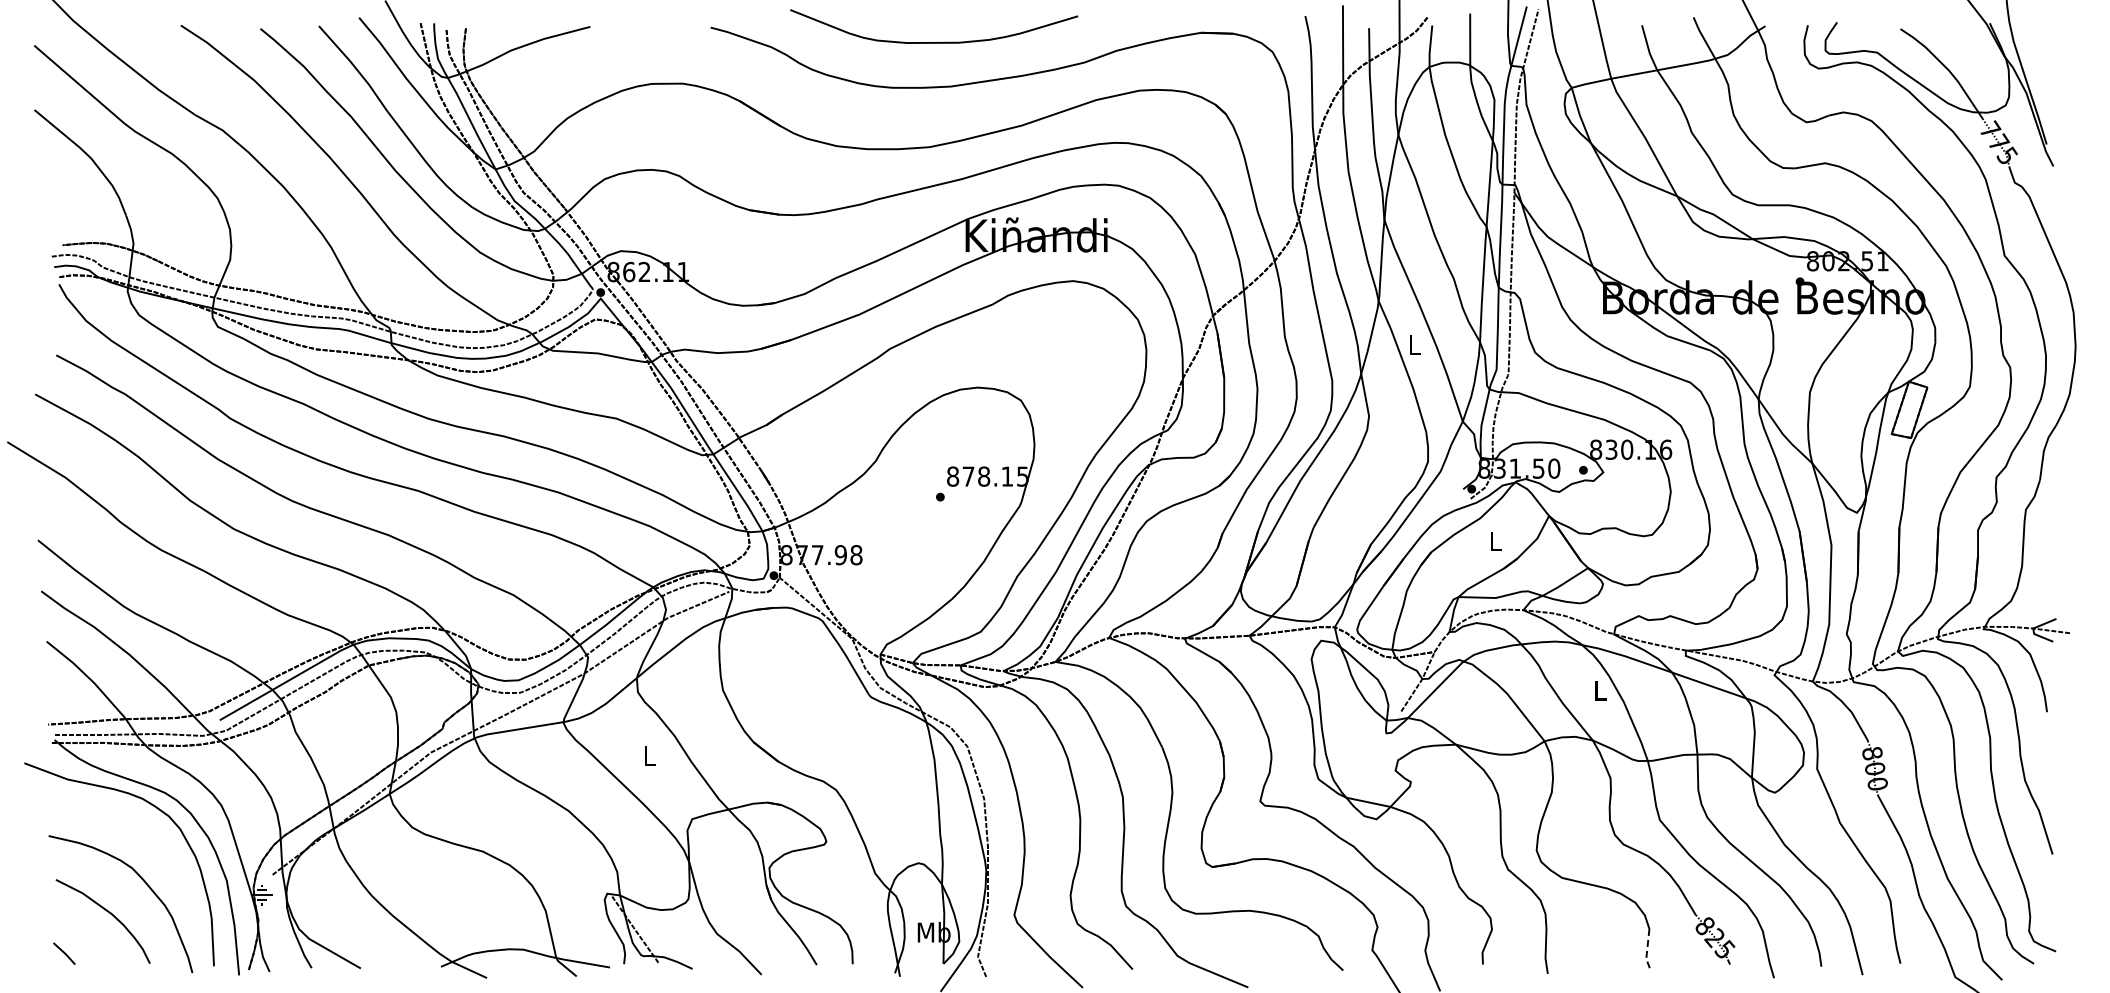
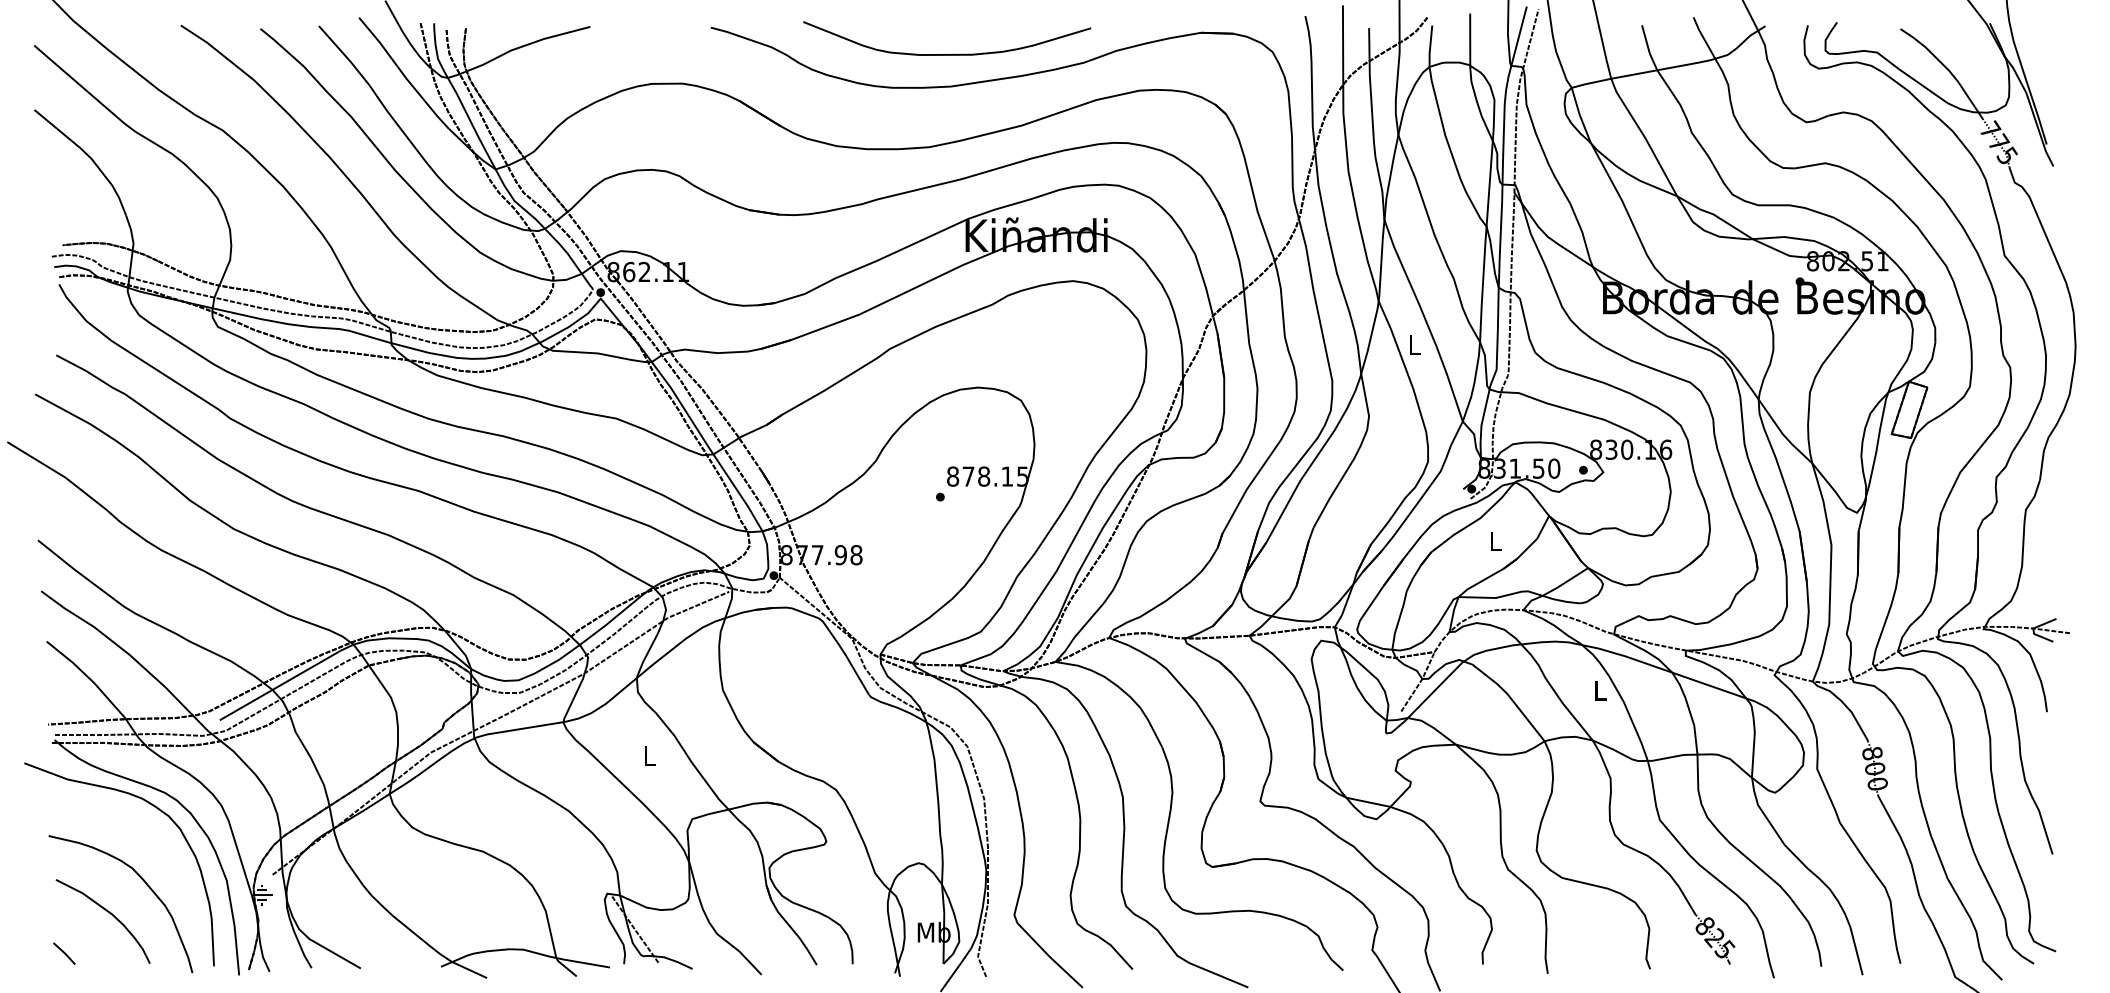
curve position: (934, 42) -> (947, 54) (947, 54)
line: dashed -> solid (1647, 950)
